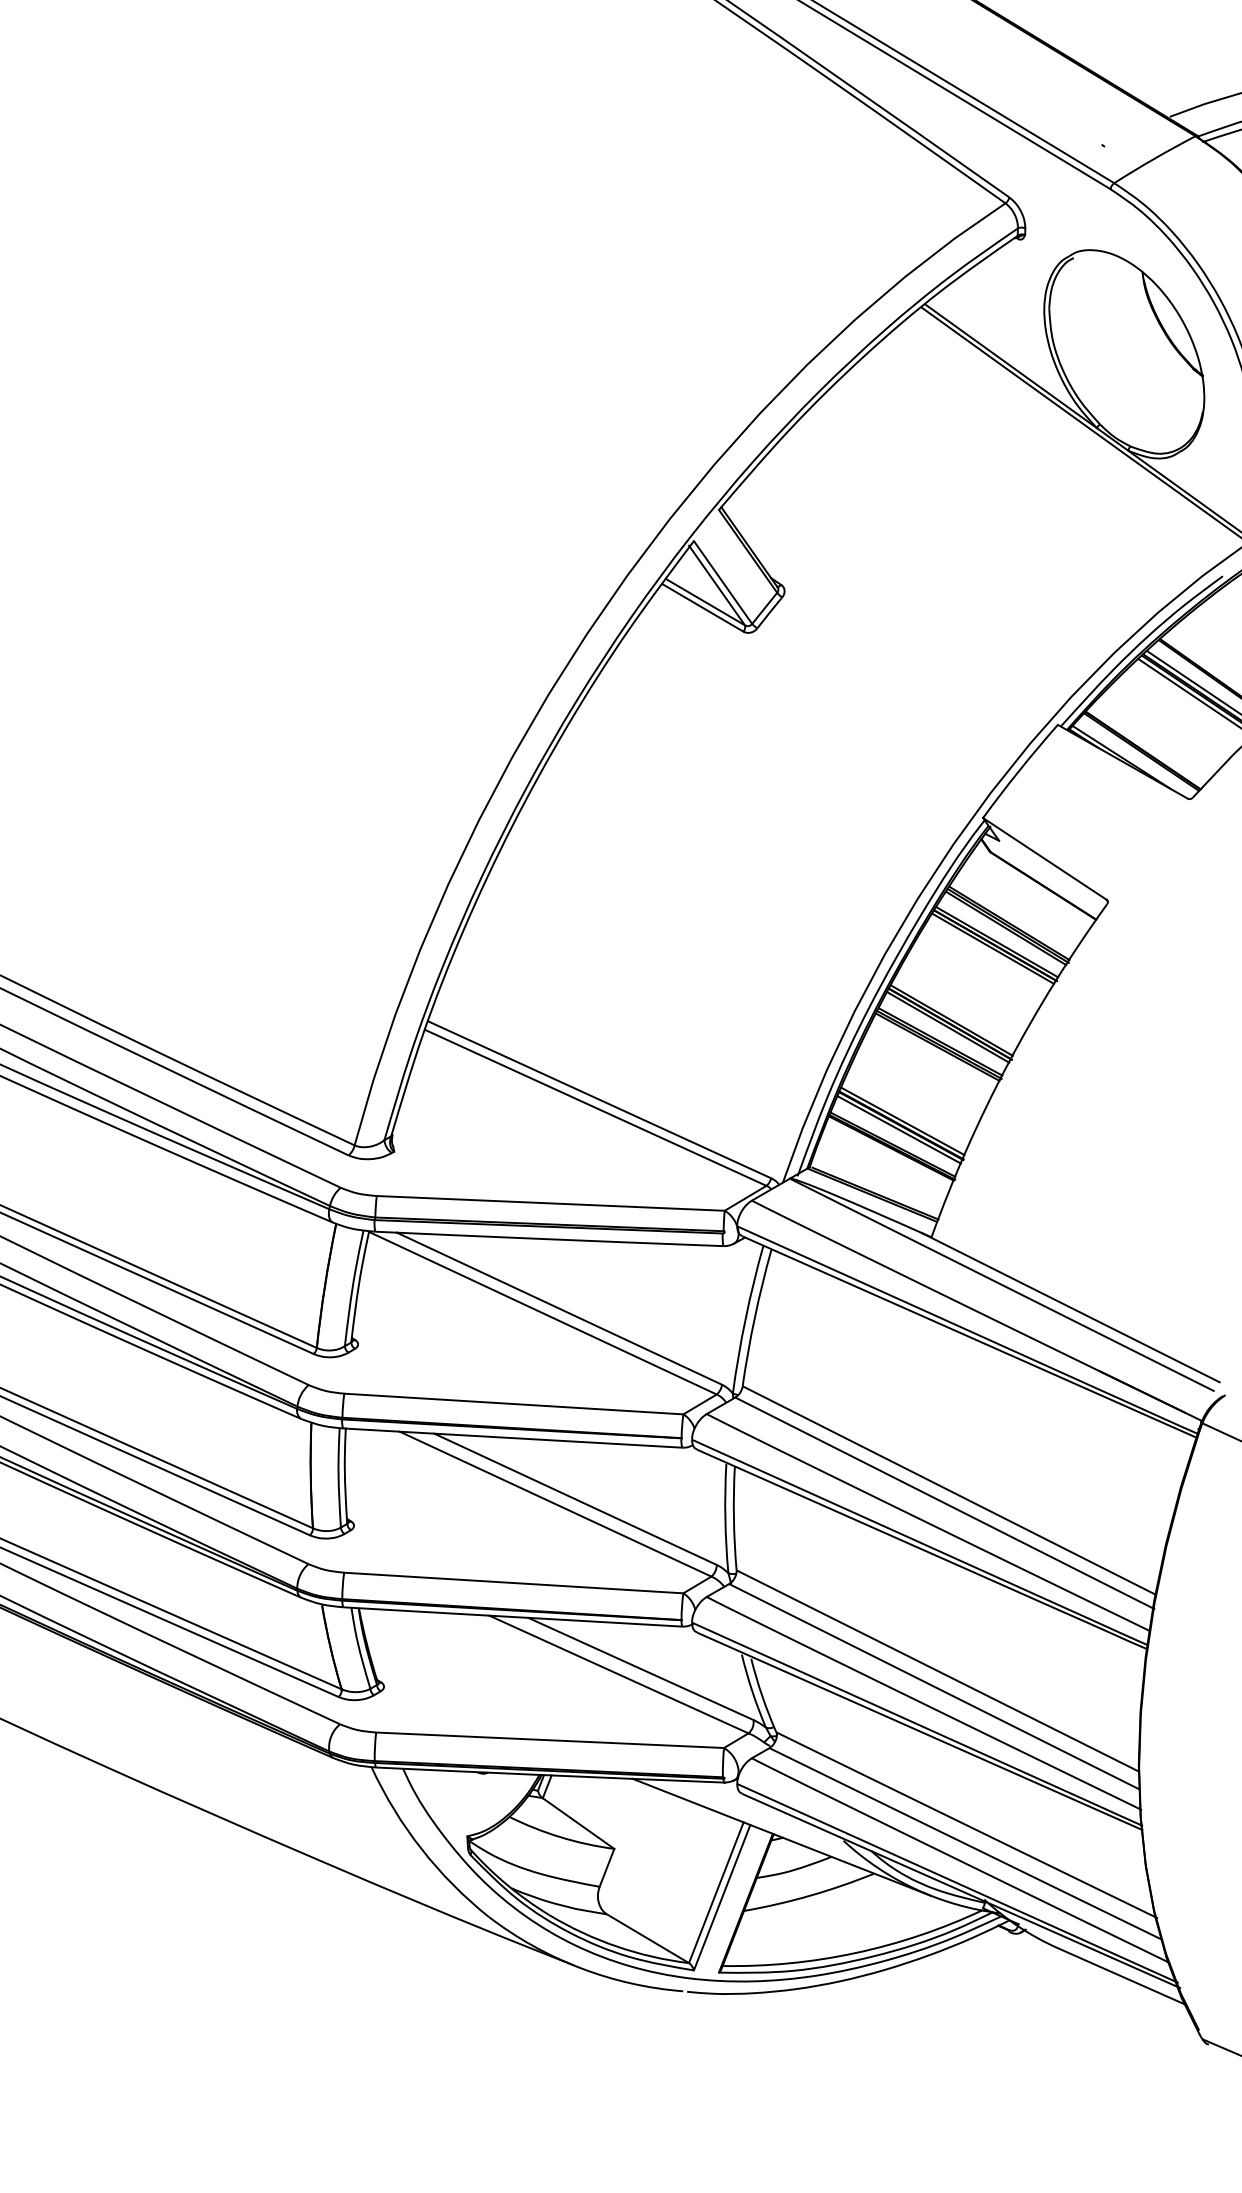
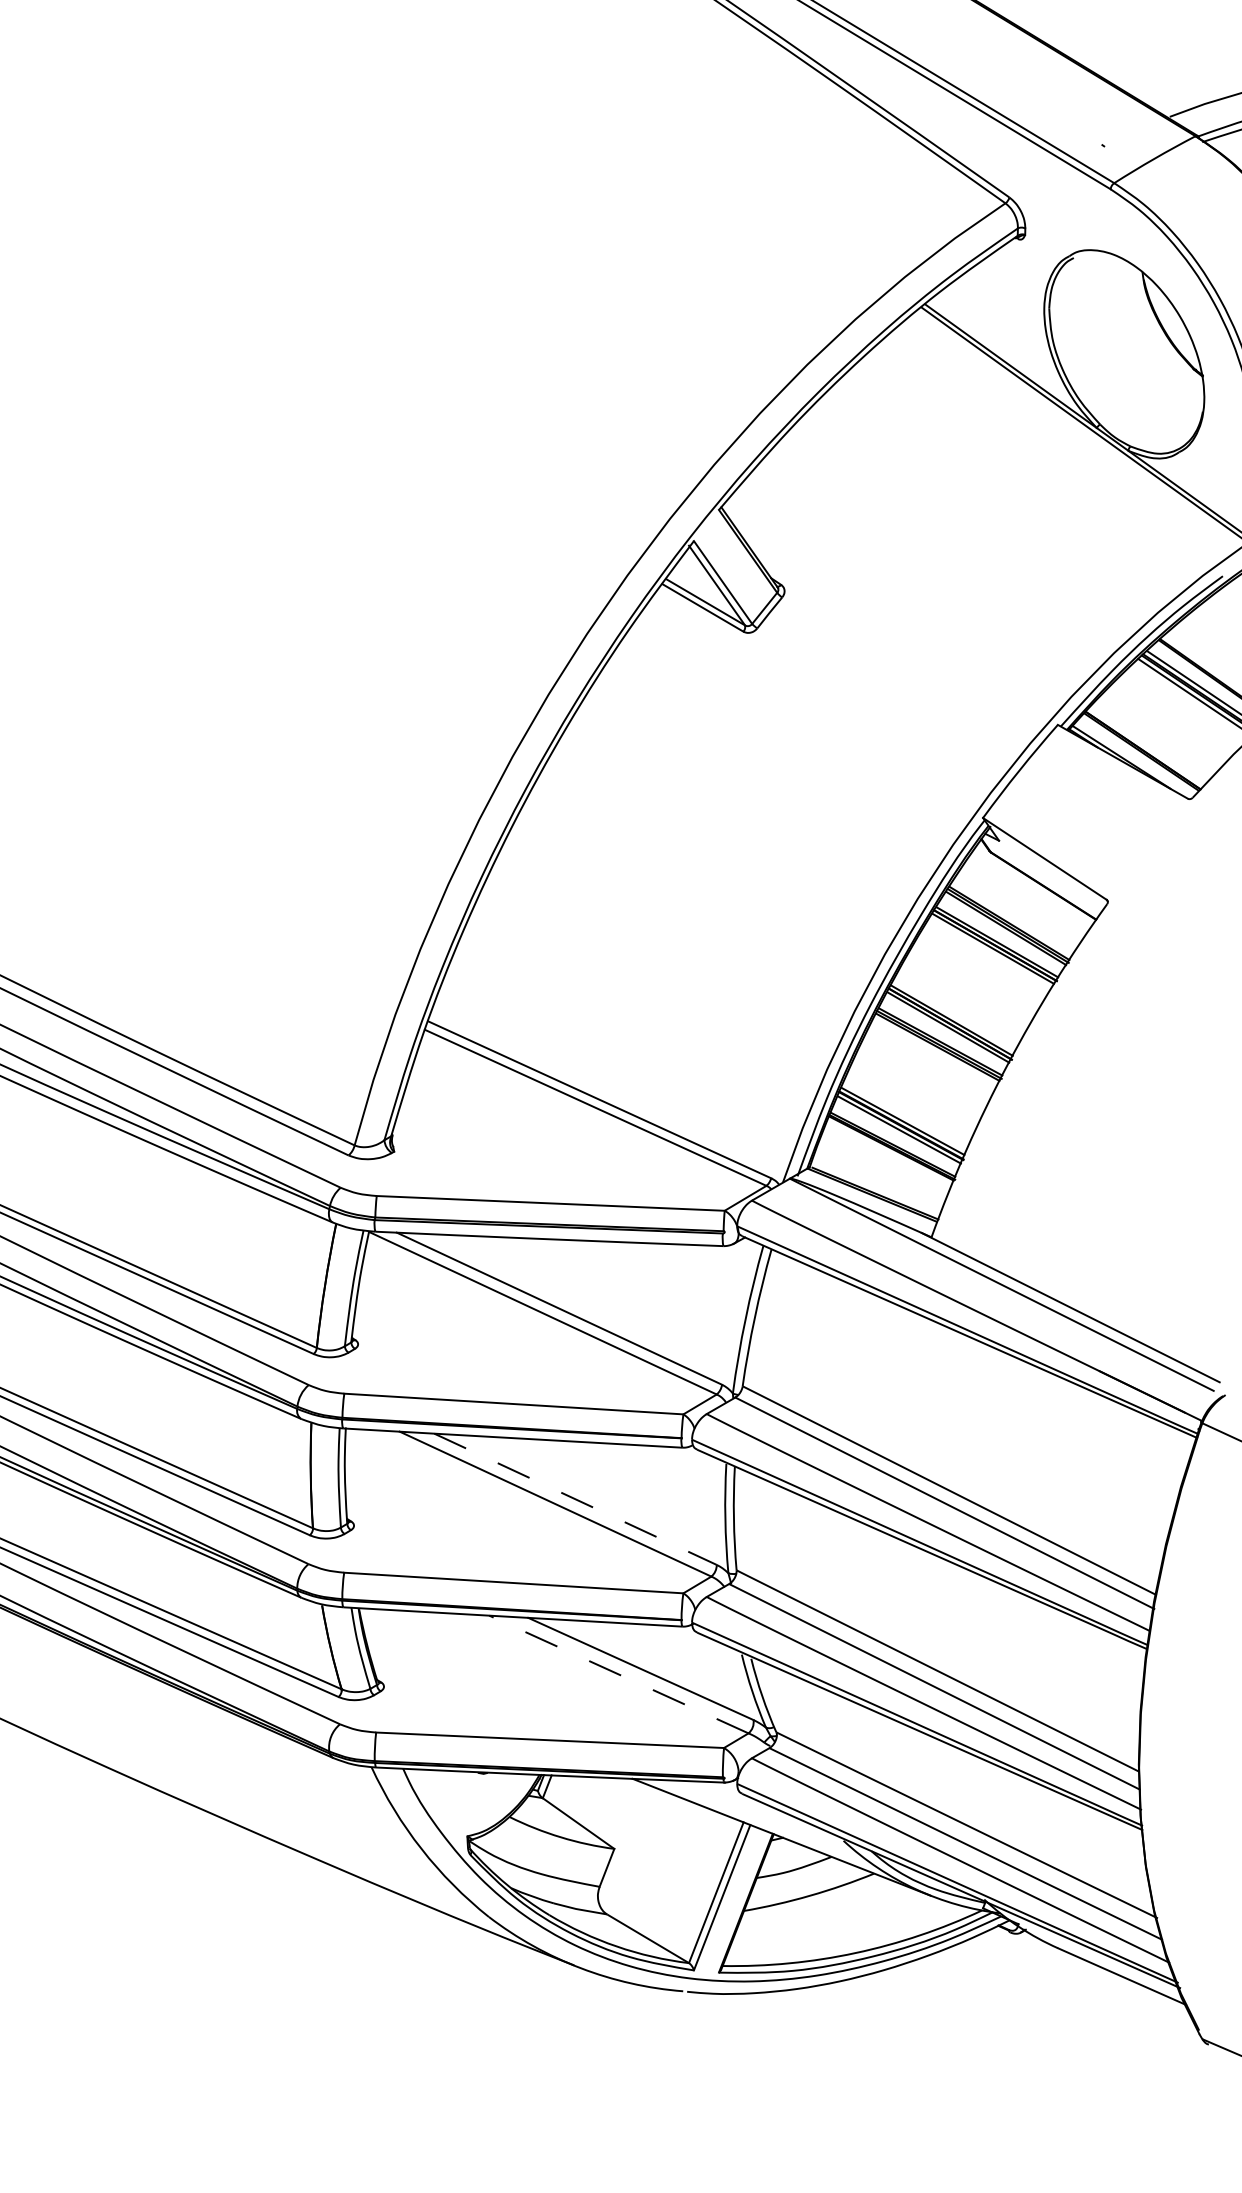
line: solid -> dashed (575, 1499)
line: solid -> dashed (618, 1674)
